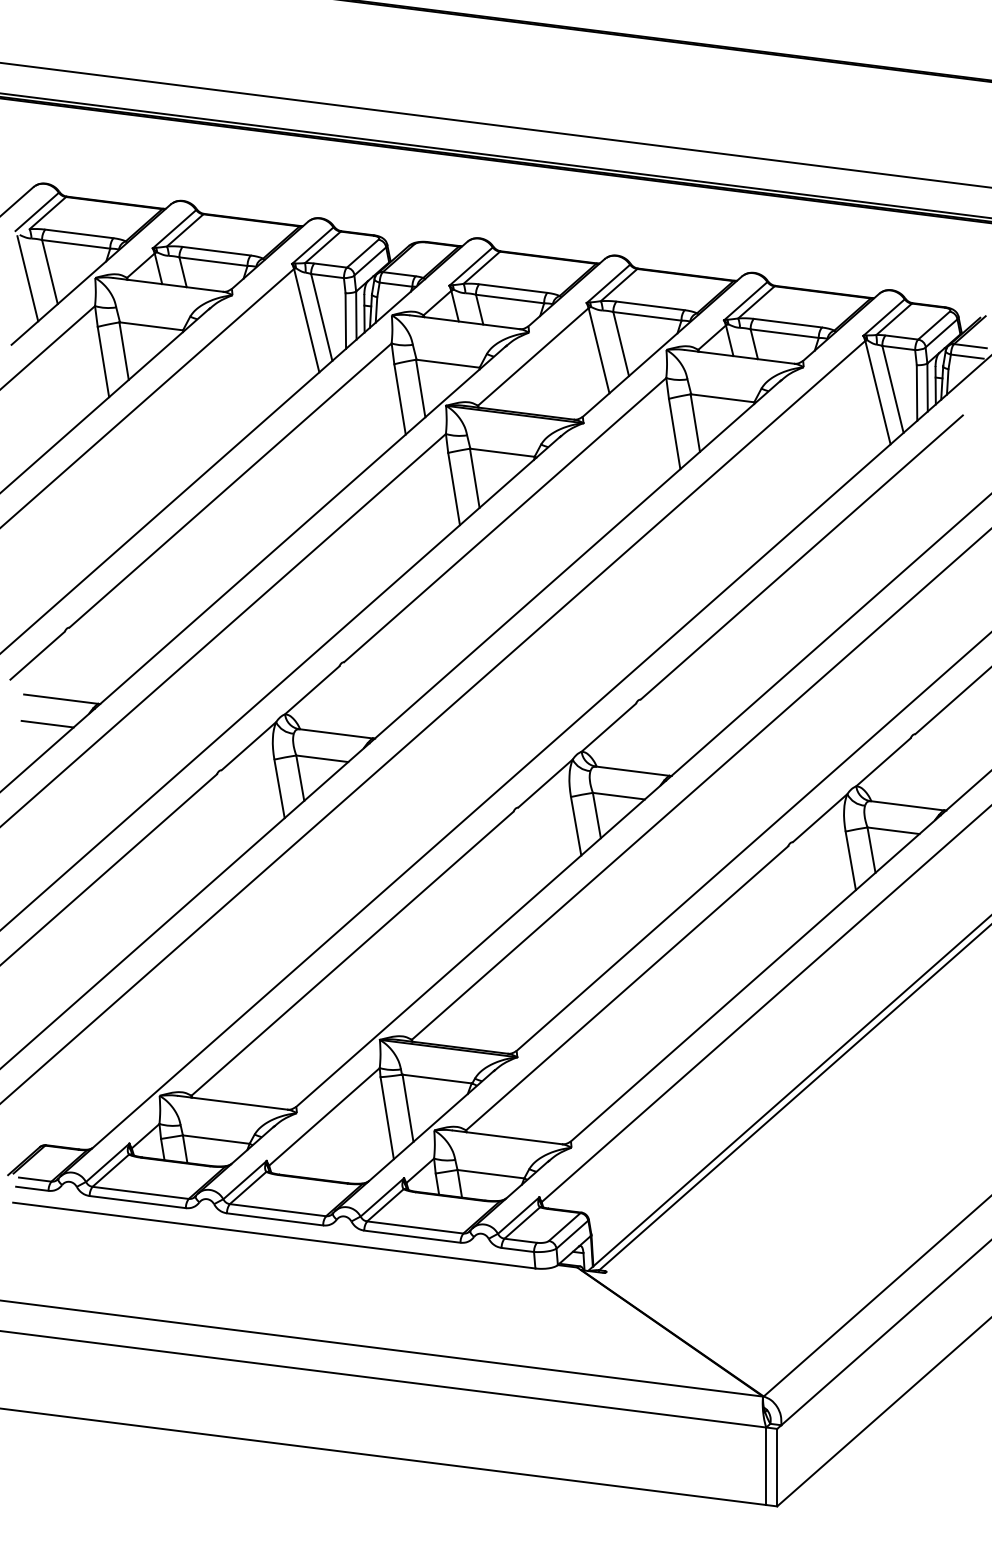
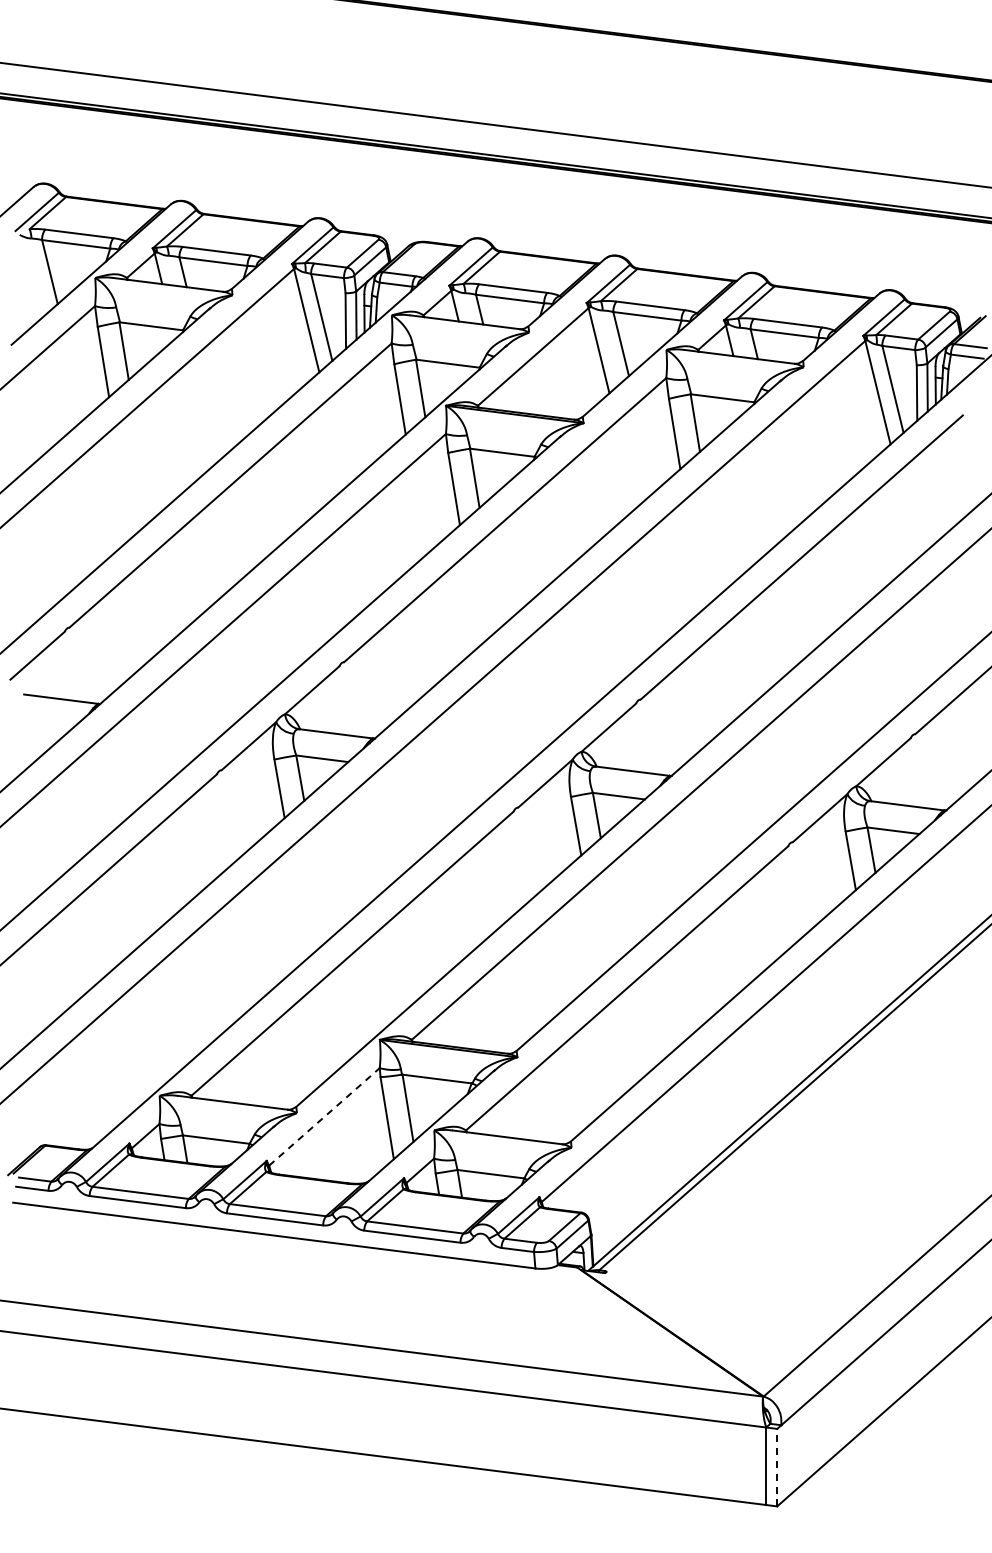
line: present -> none (27, 278)
line: present -> none (47, 723)
line: solid -> dashed (324, 1116)
line: solid -> dashed (777, 1467)
